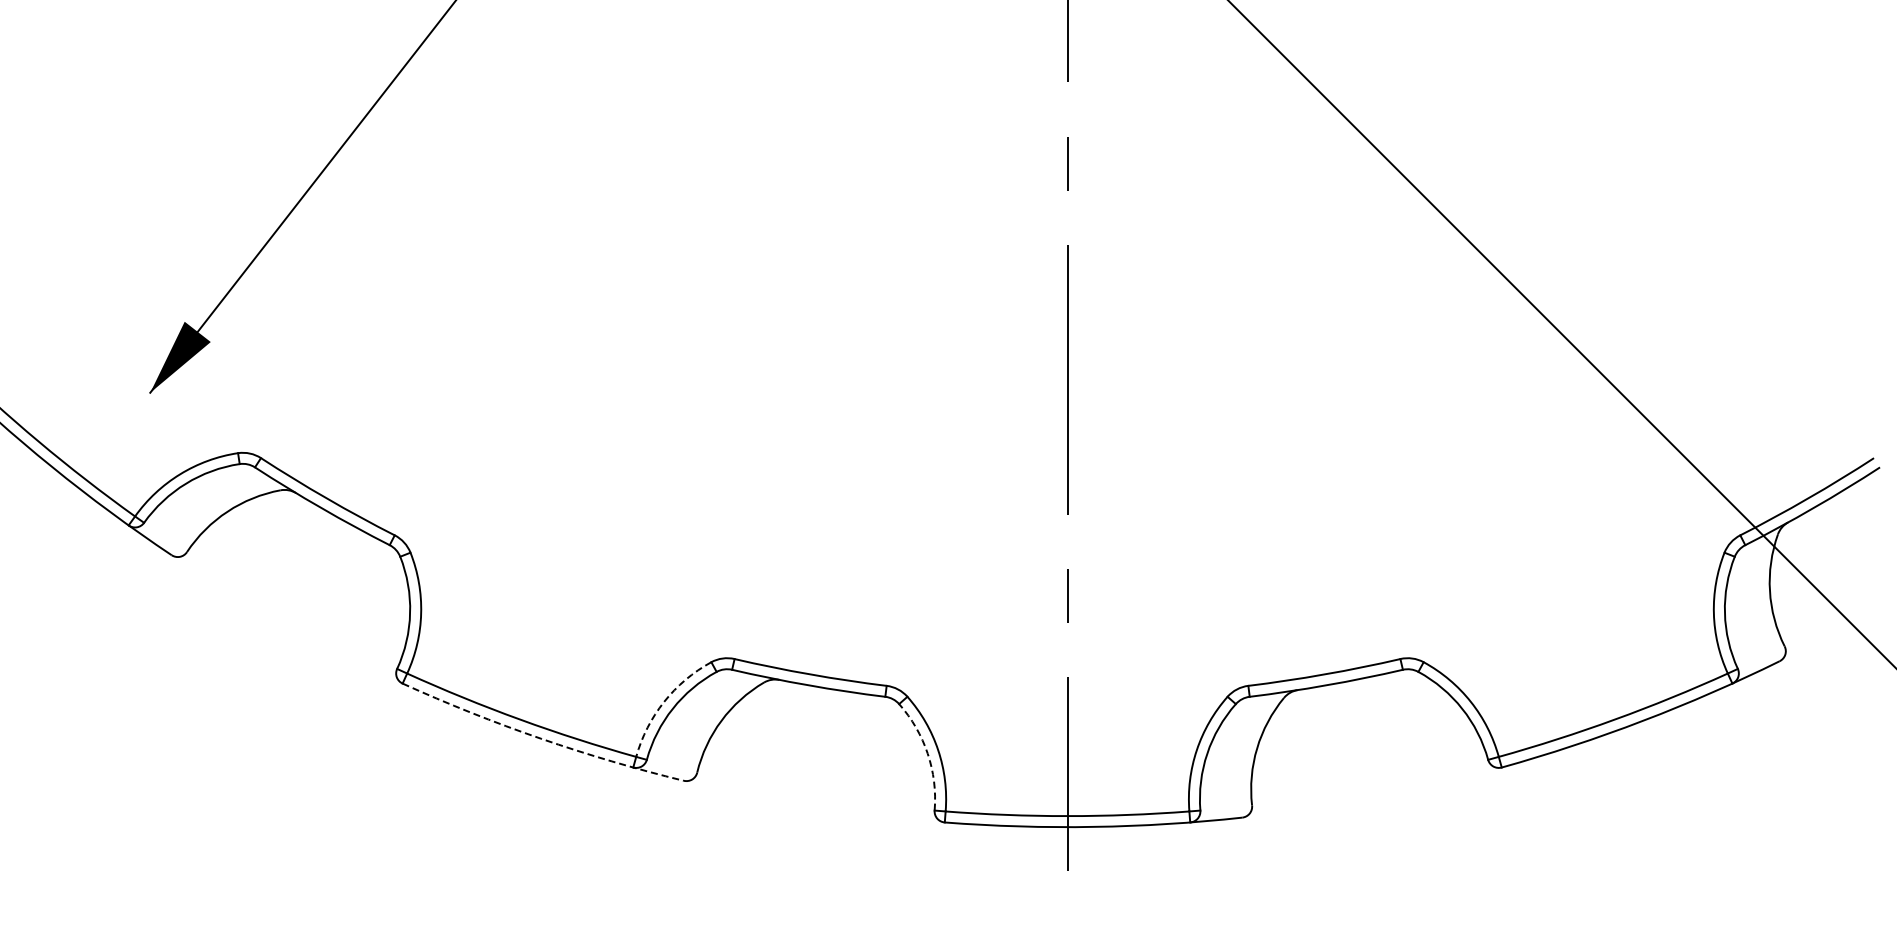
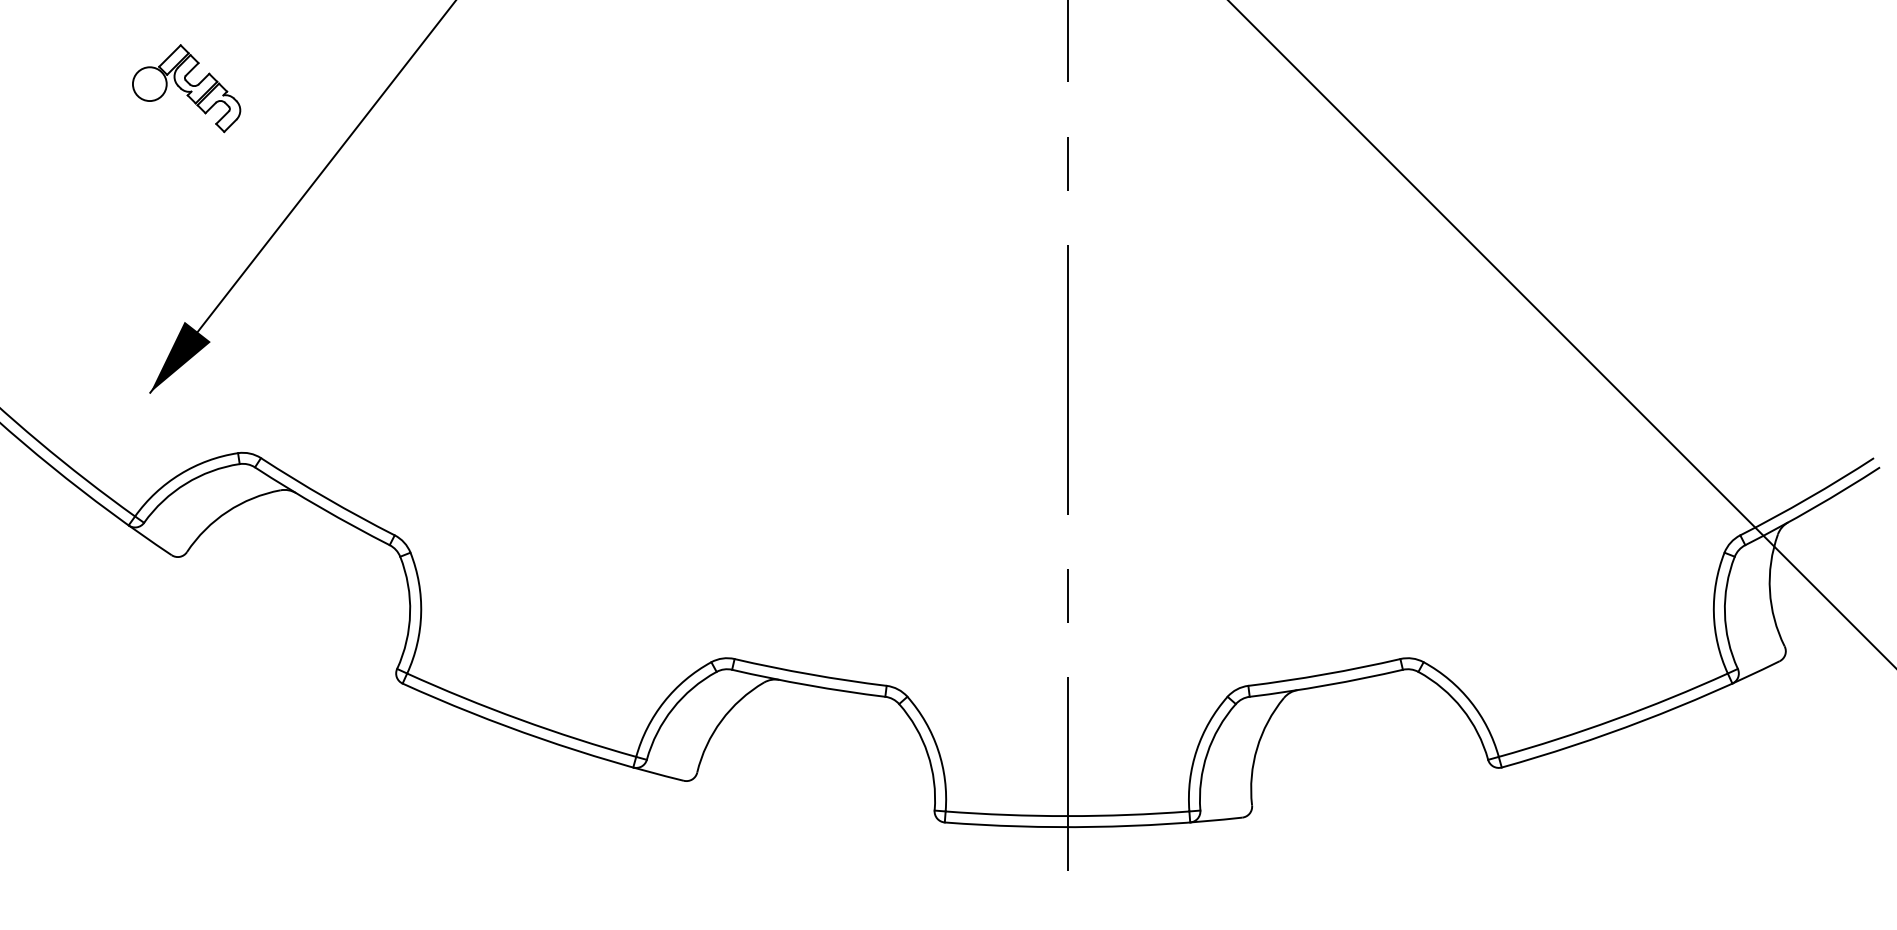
part: none -> present (186, 88)
arc: dashed -> solid (664, 701)
arc: dashed -> solid (541, 738)
arc: dashed -> solid (927, 753)
